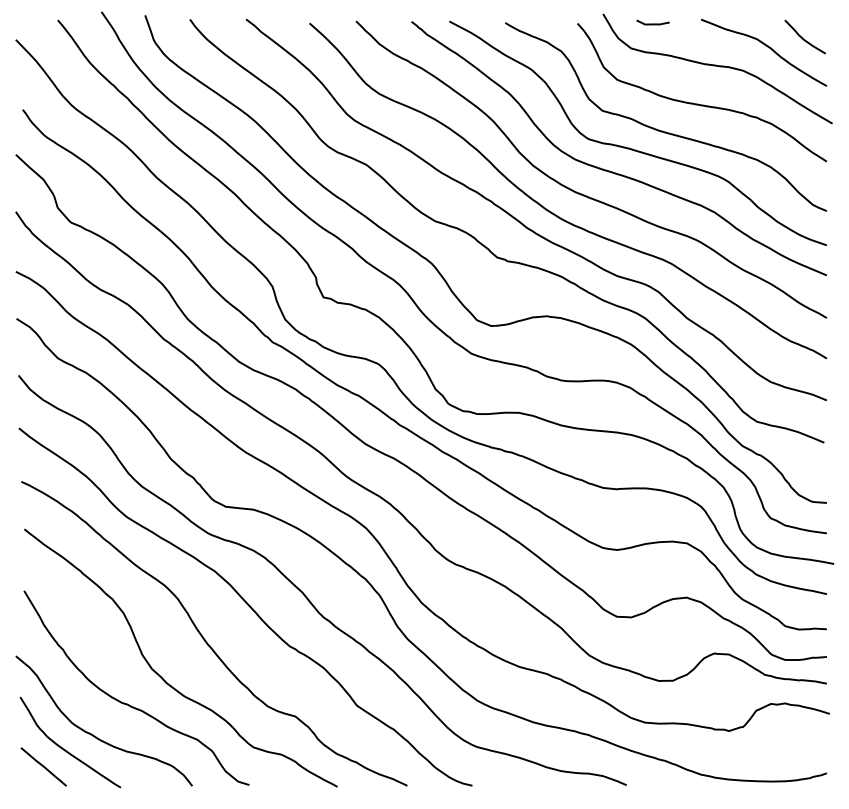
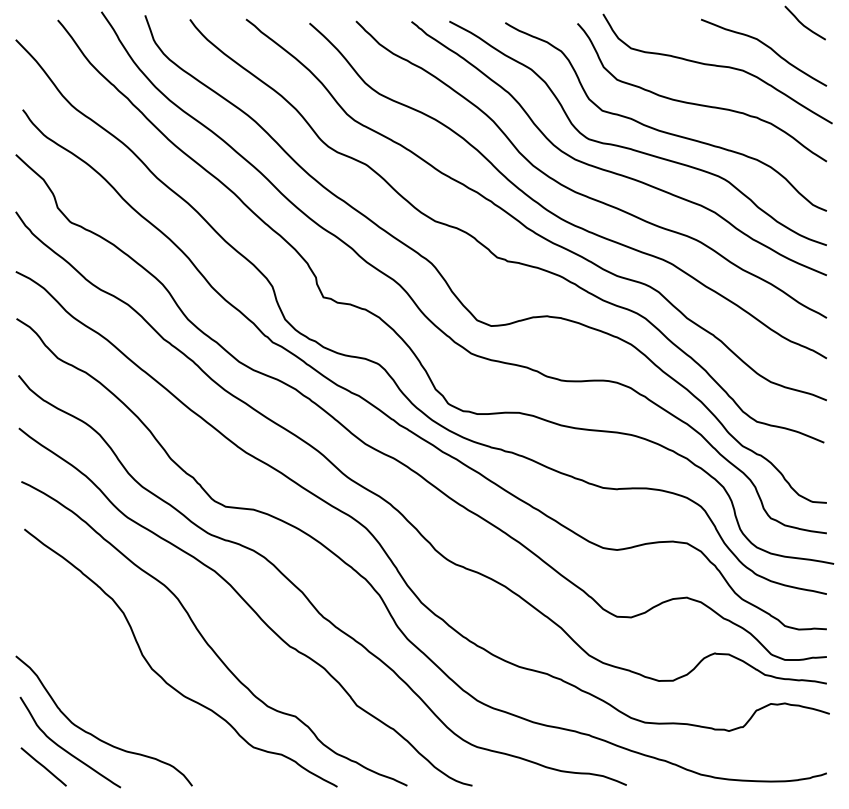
line: present -> none (652, 23)
curve position: (802, 37) -> (802, 23) (802, 23)
curve: present -> none (127, 703)
